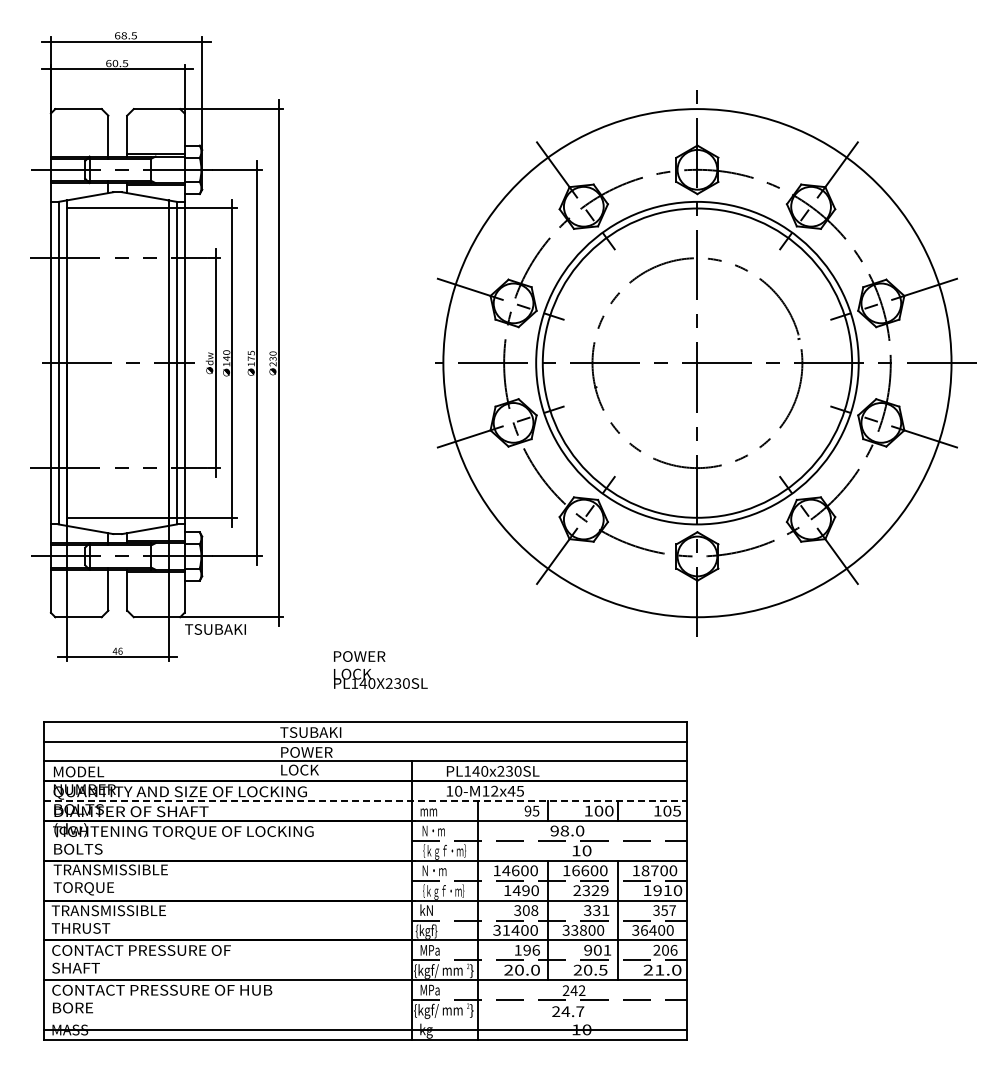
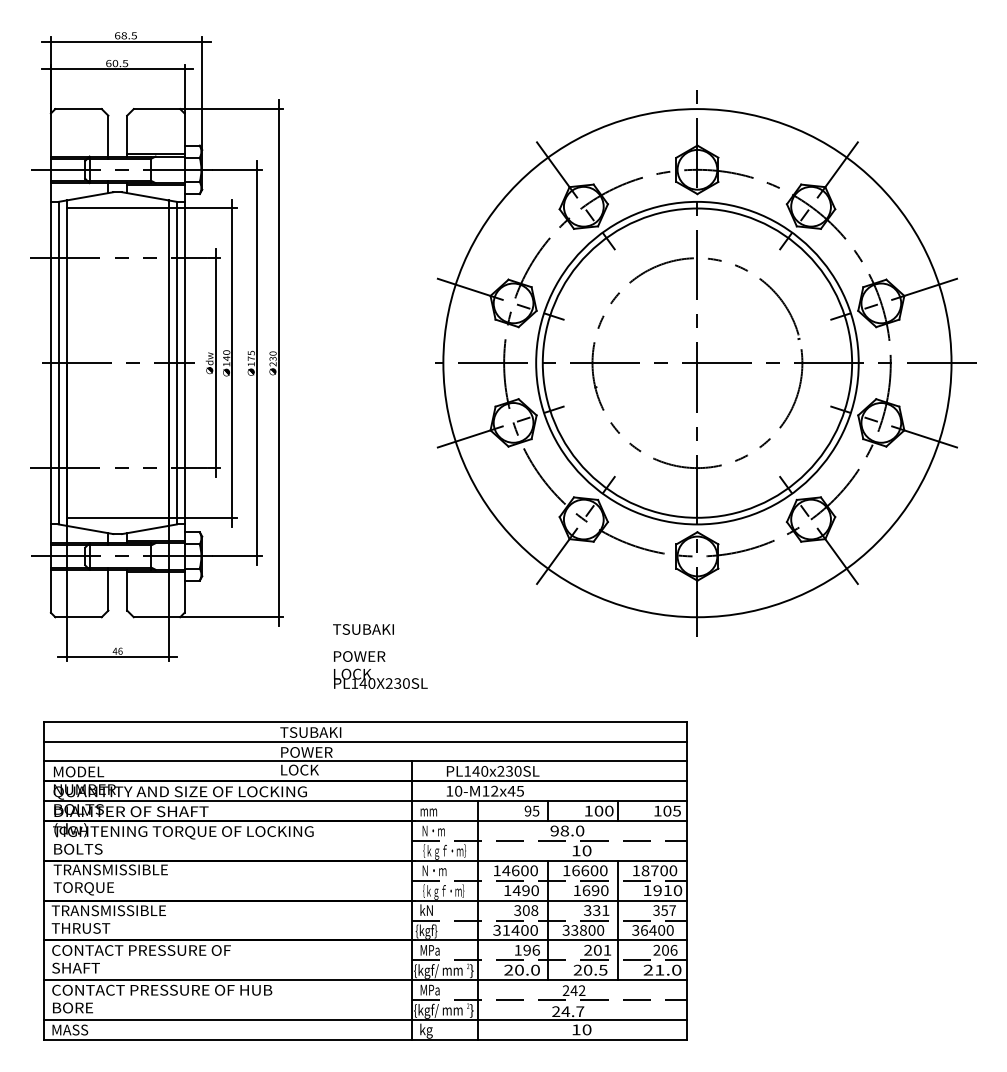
text position: (215, 629) -> (363, 629) (363, 629)
line: dashed -> solid (366, 801)
text: 2329 -> 1690 (590, 890)
text: 901 -> 201 (588, 950)
line position: (365, 1029) -> (365, 1019) (365, 1019)
